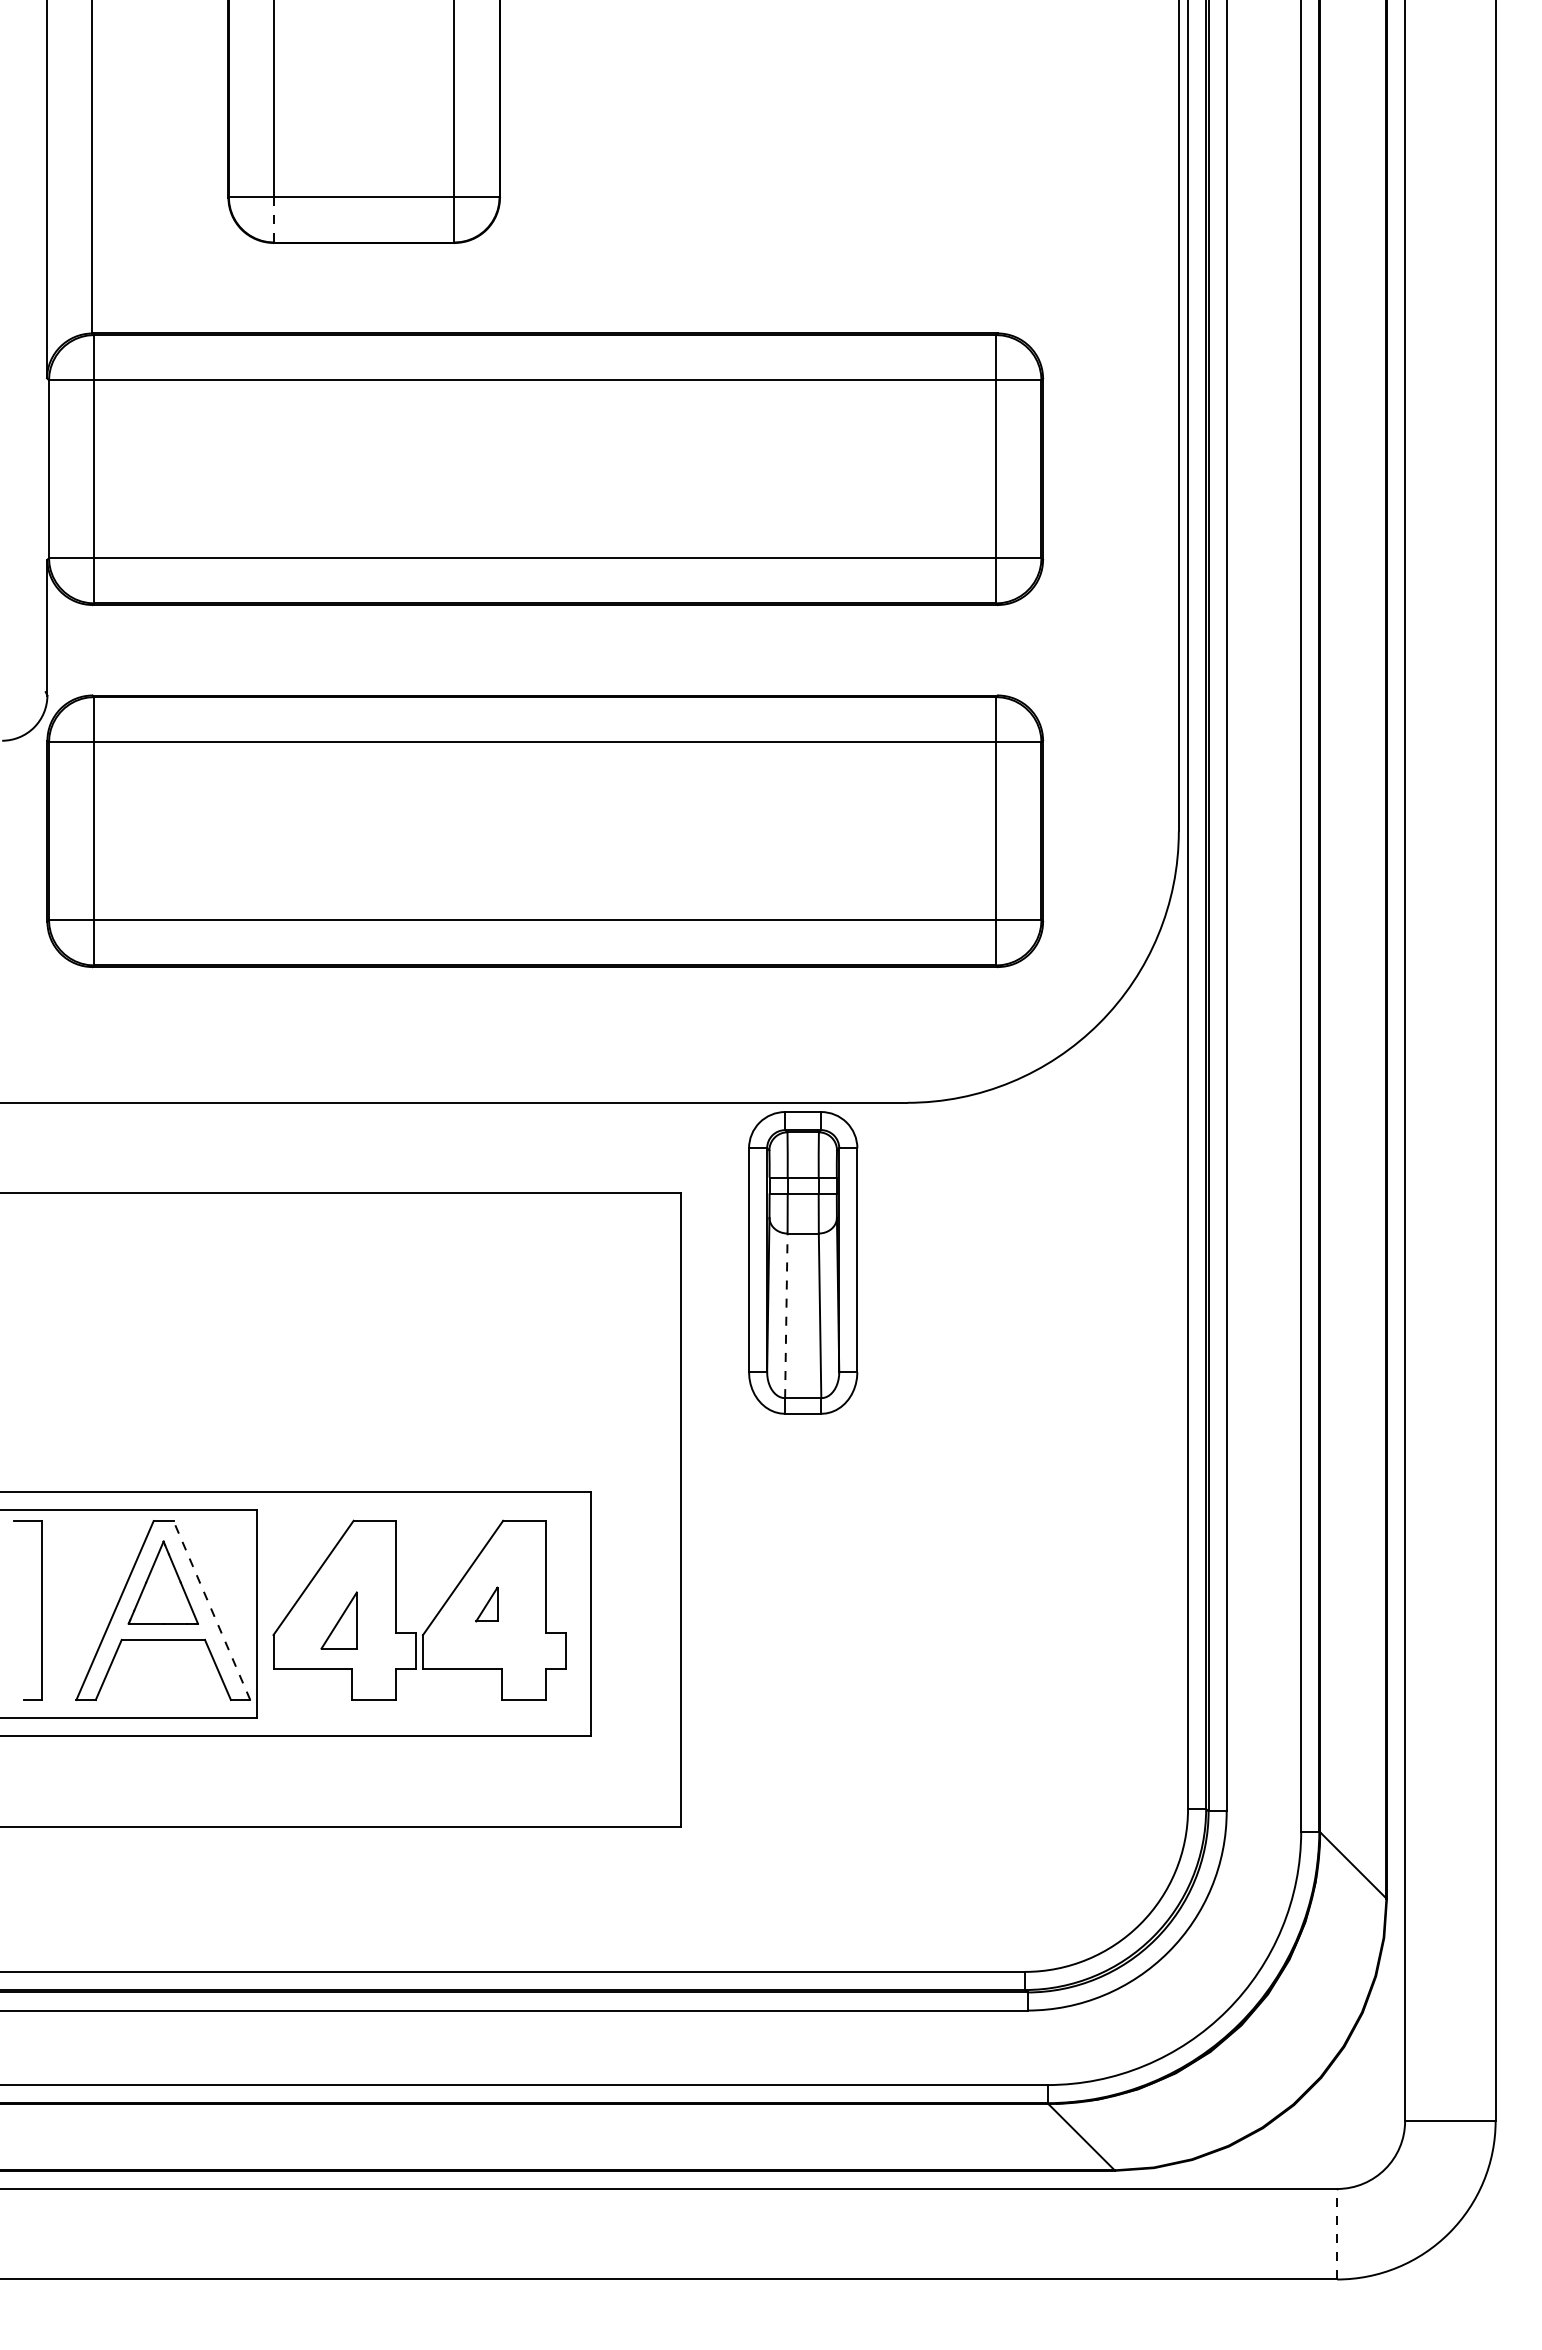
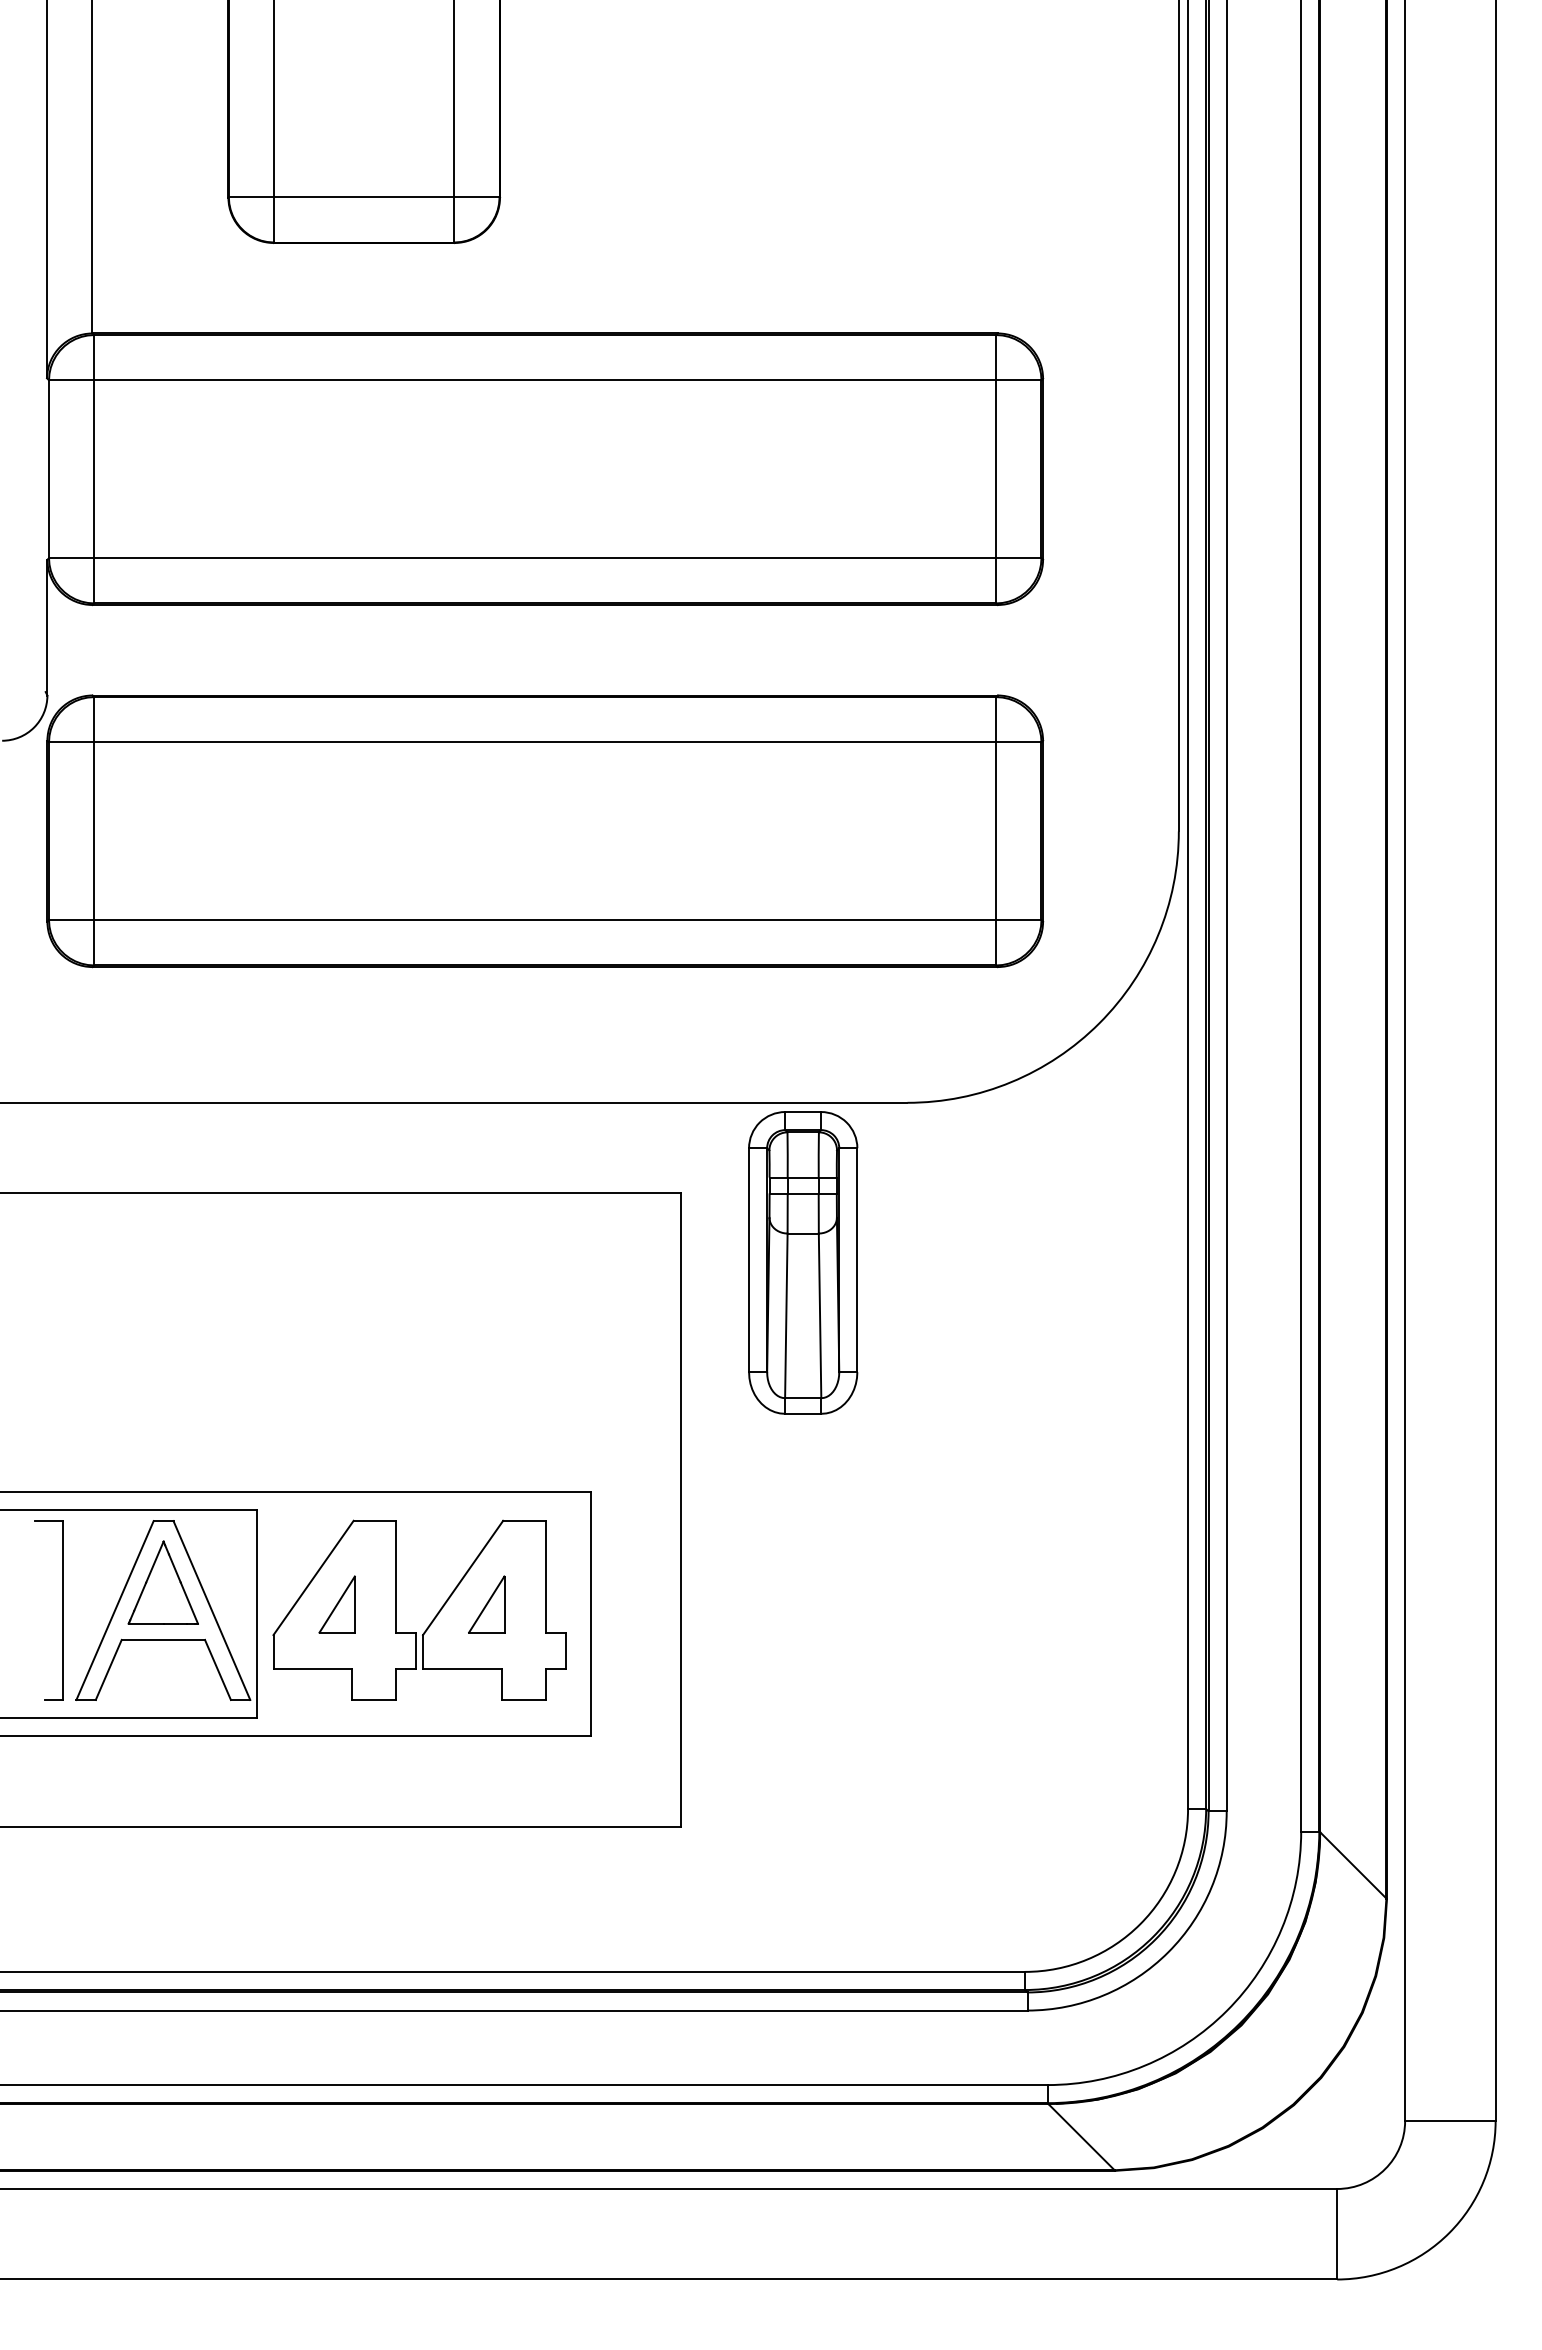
line: dashed -> solid (274, 219)
line: dashed -> solid (786, 1315)
part size: 24x37 px -> 38x59 px (486, 1604)
part position: (41, 1610) -> (62, 1610) (62, 1610)
line: dashed -> solid (211, 1610)
part position: (338, 1620) -> (336, 1604) (336, 1604)
line: dashed -> solid (1337, 2233)
